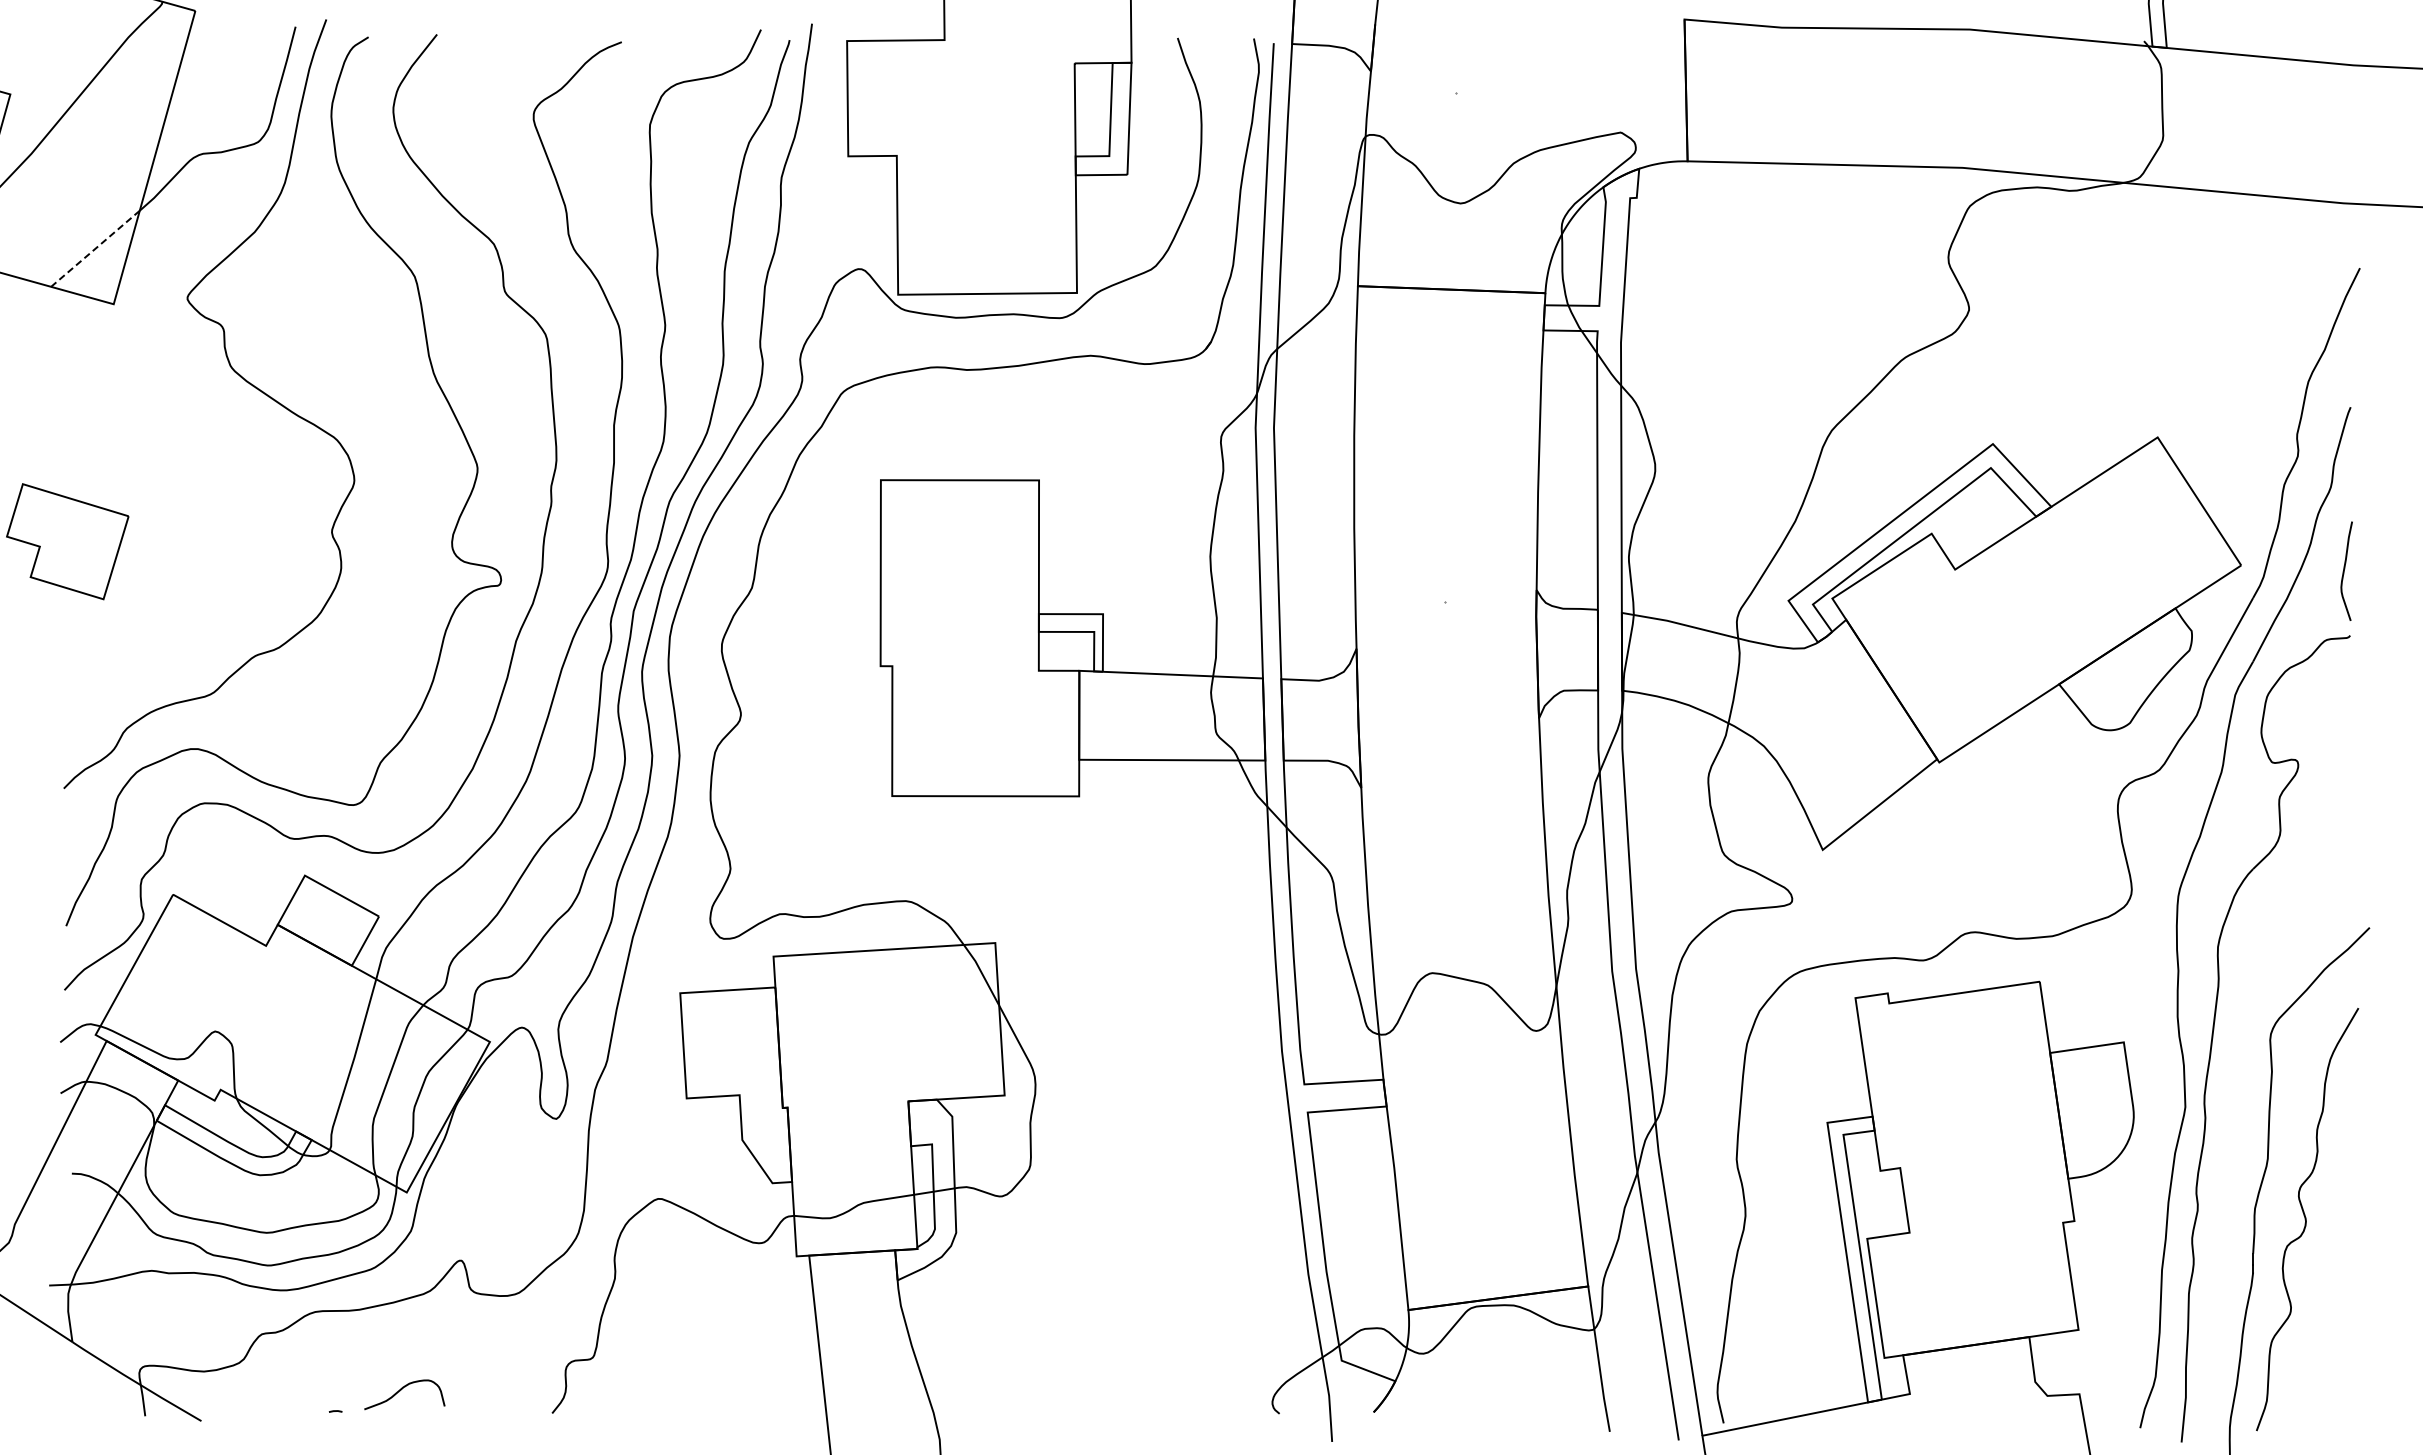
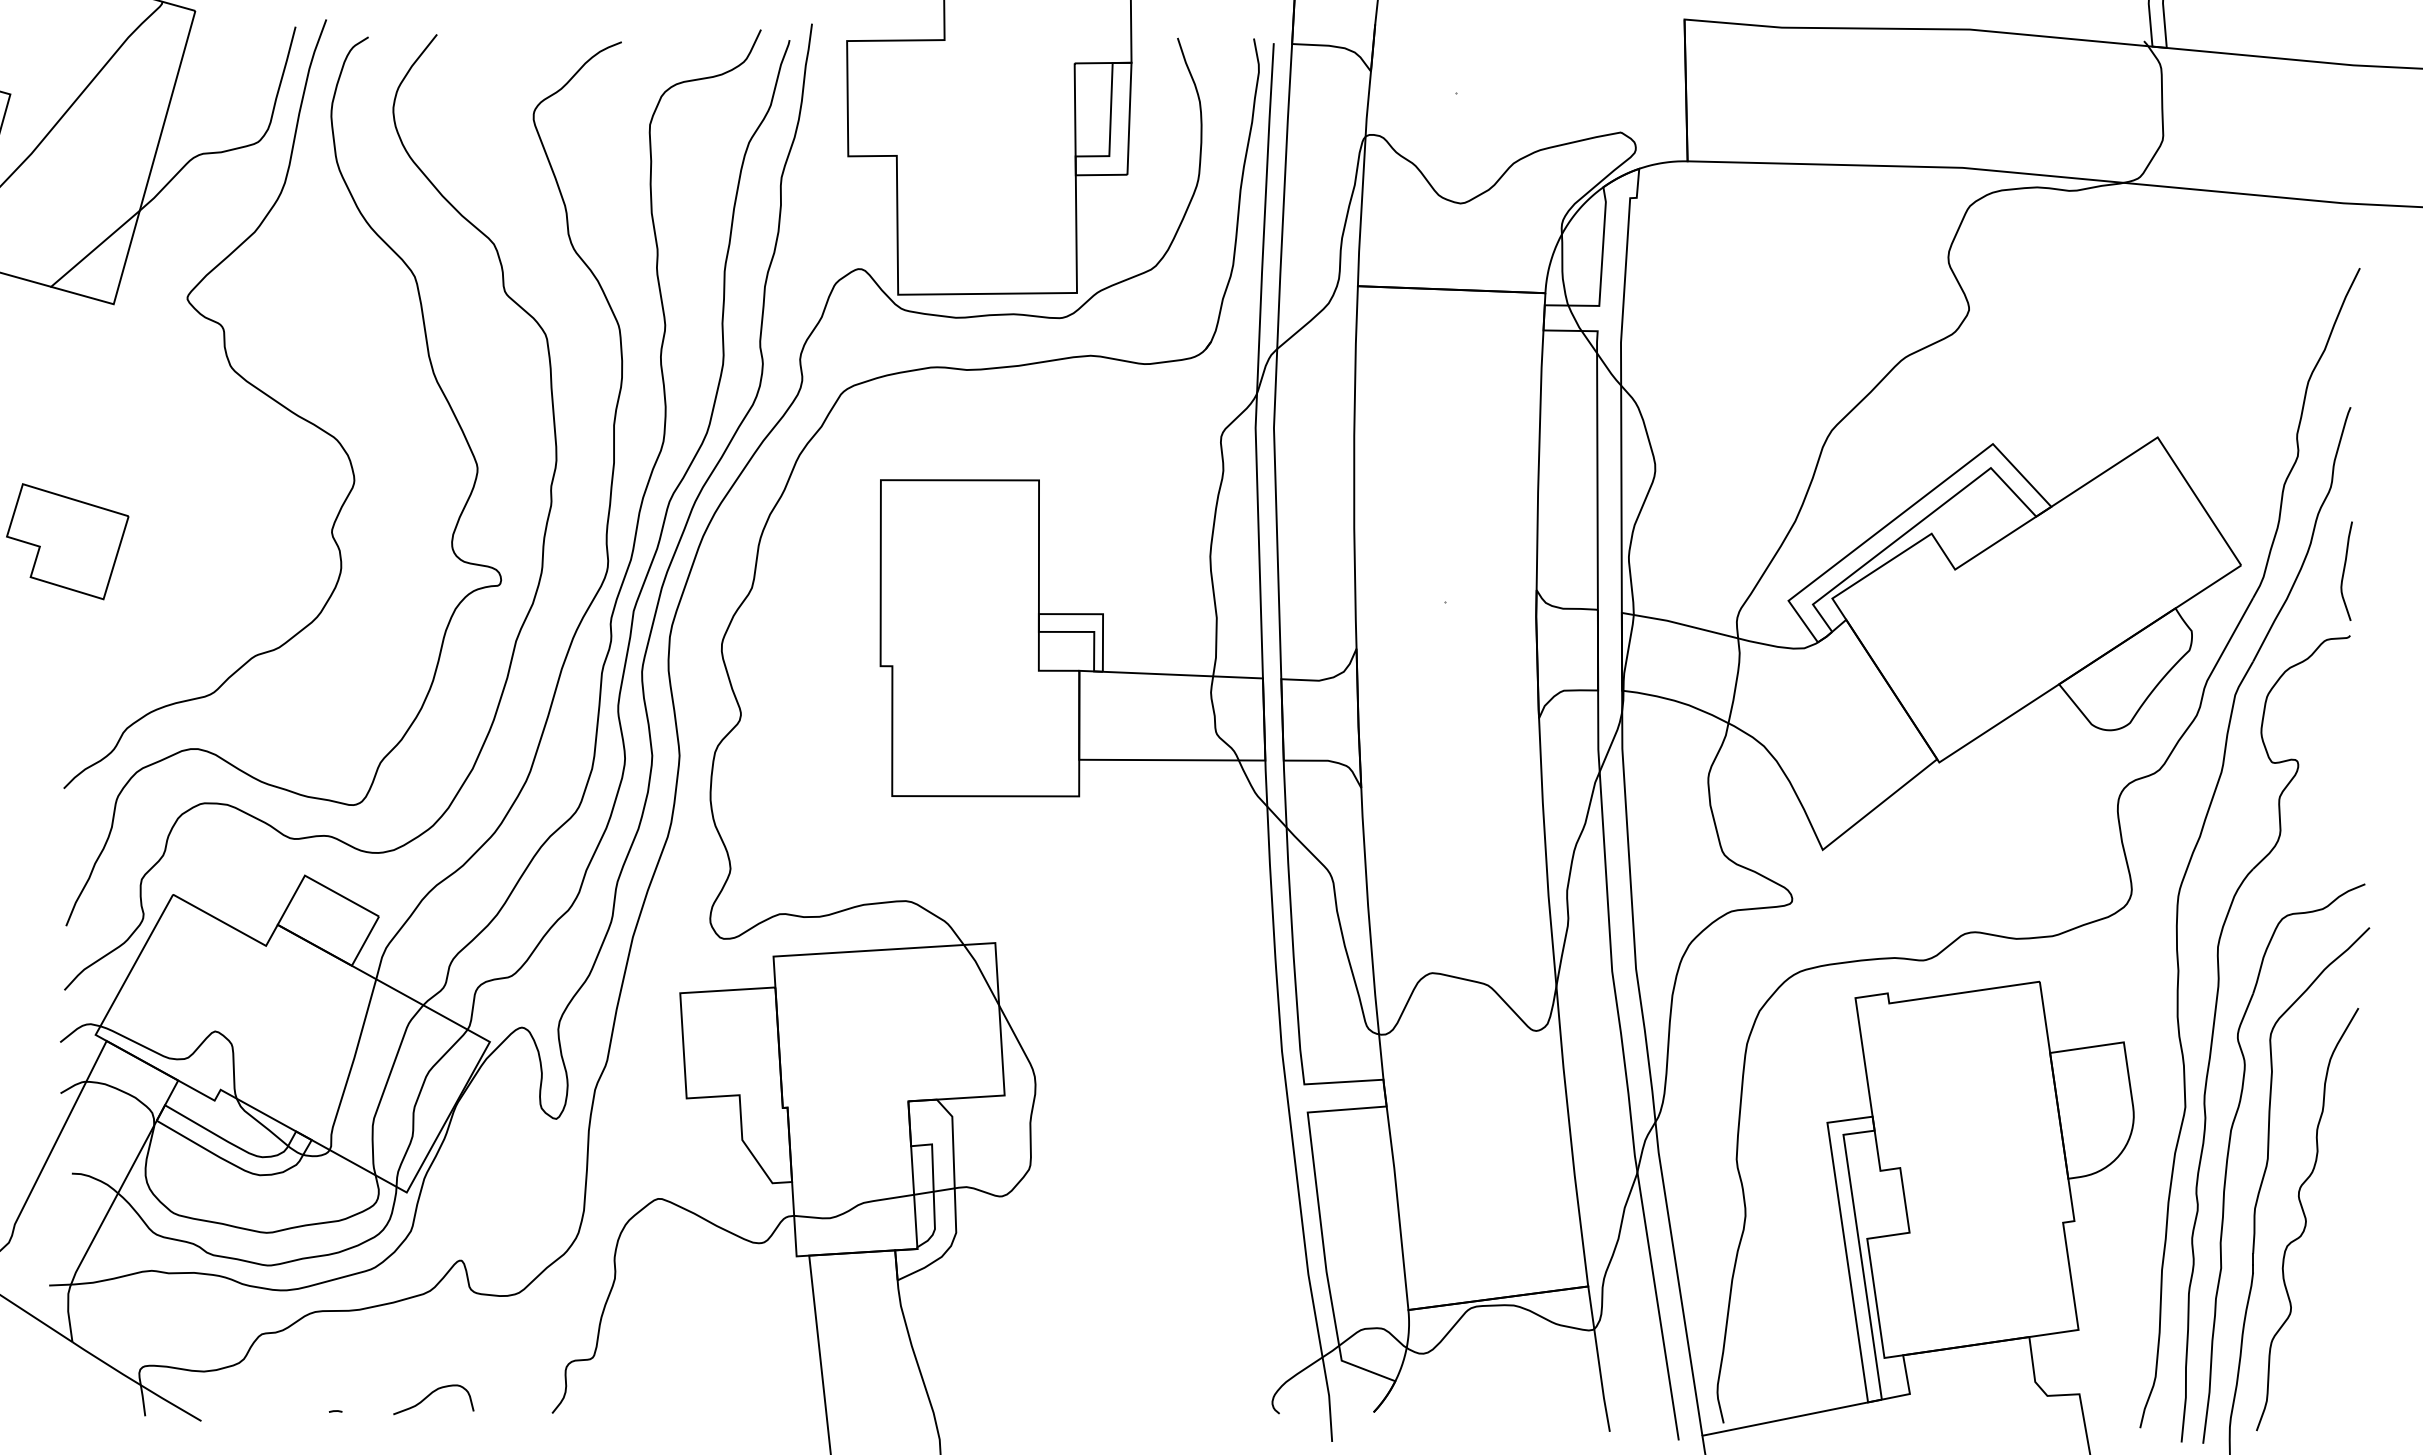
line: dashed -> solid (95, 249)
part: none -> present (2229, 1152)
curve position: (401, 1390) -> (430, 1395) (430, 1395)
